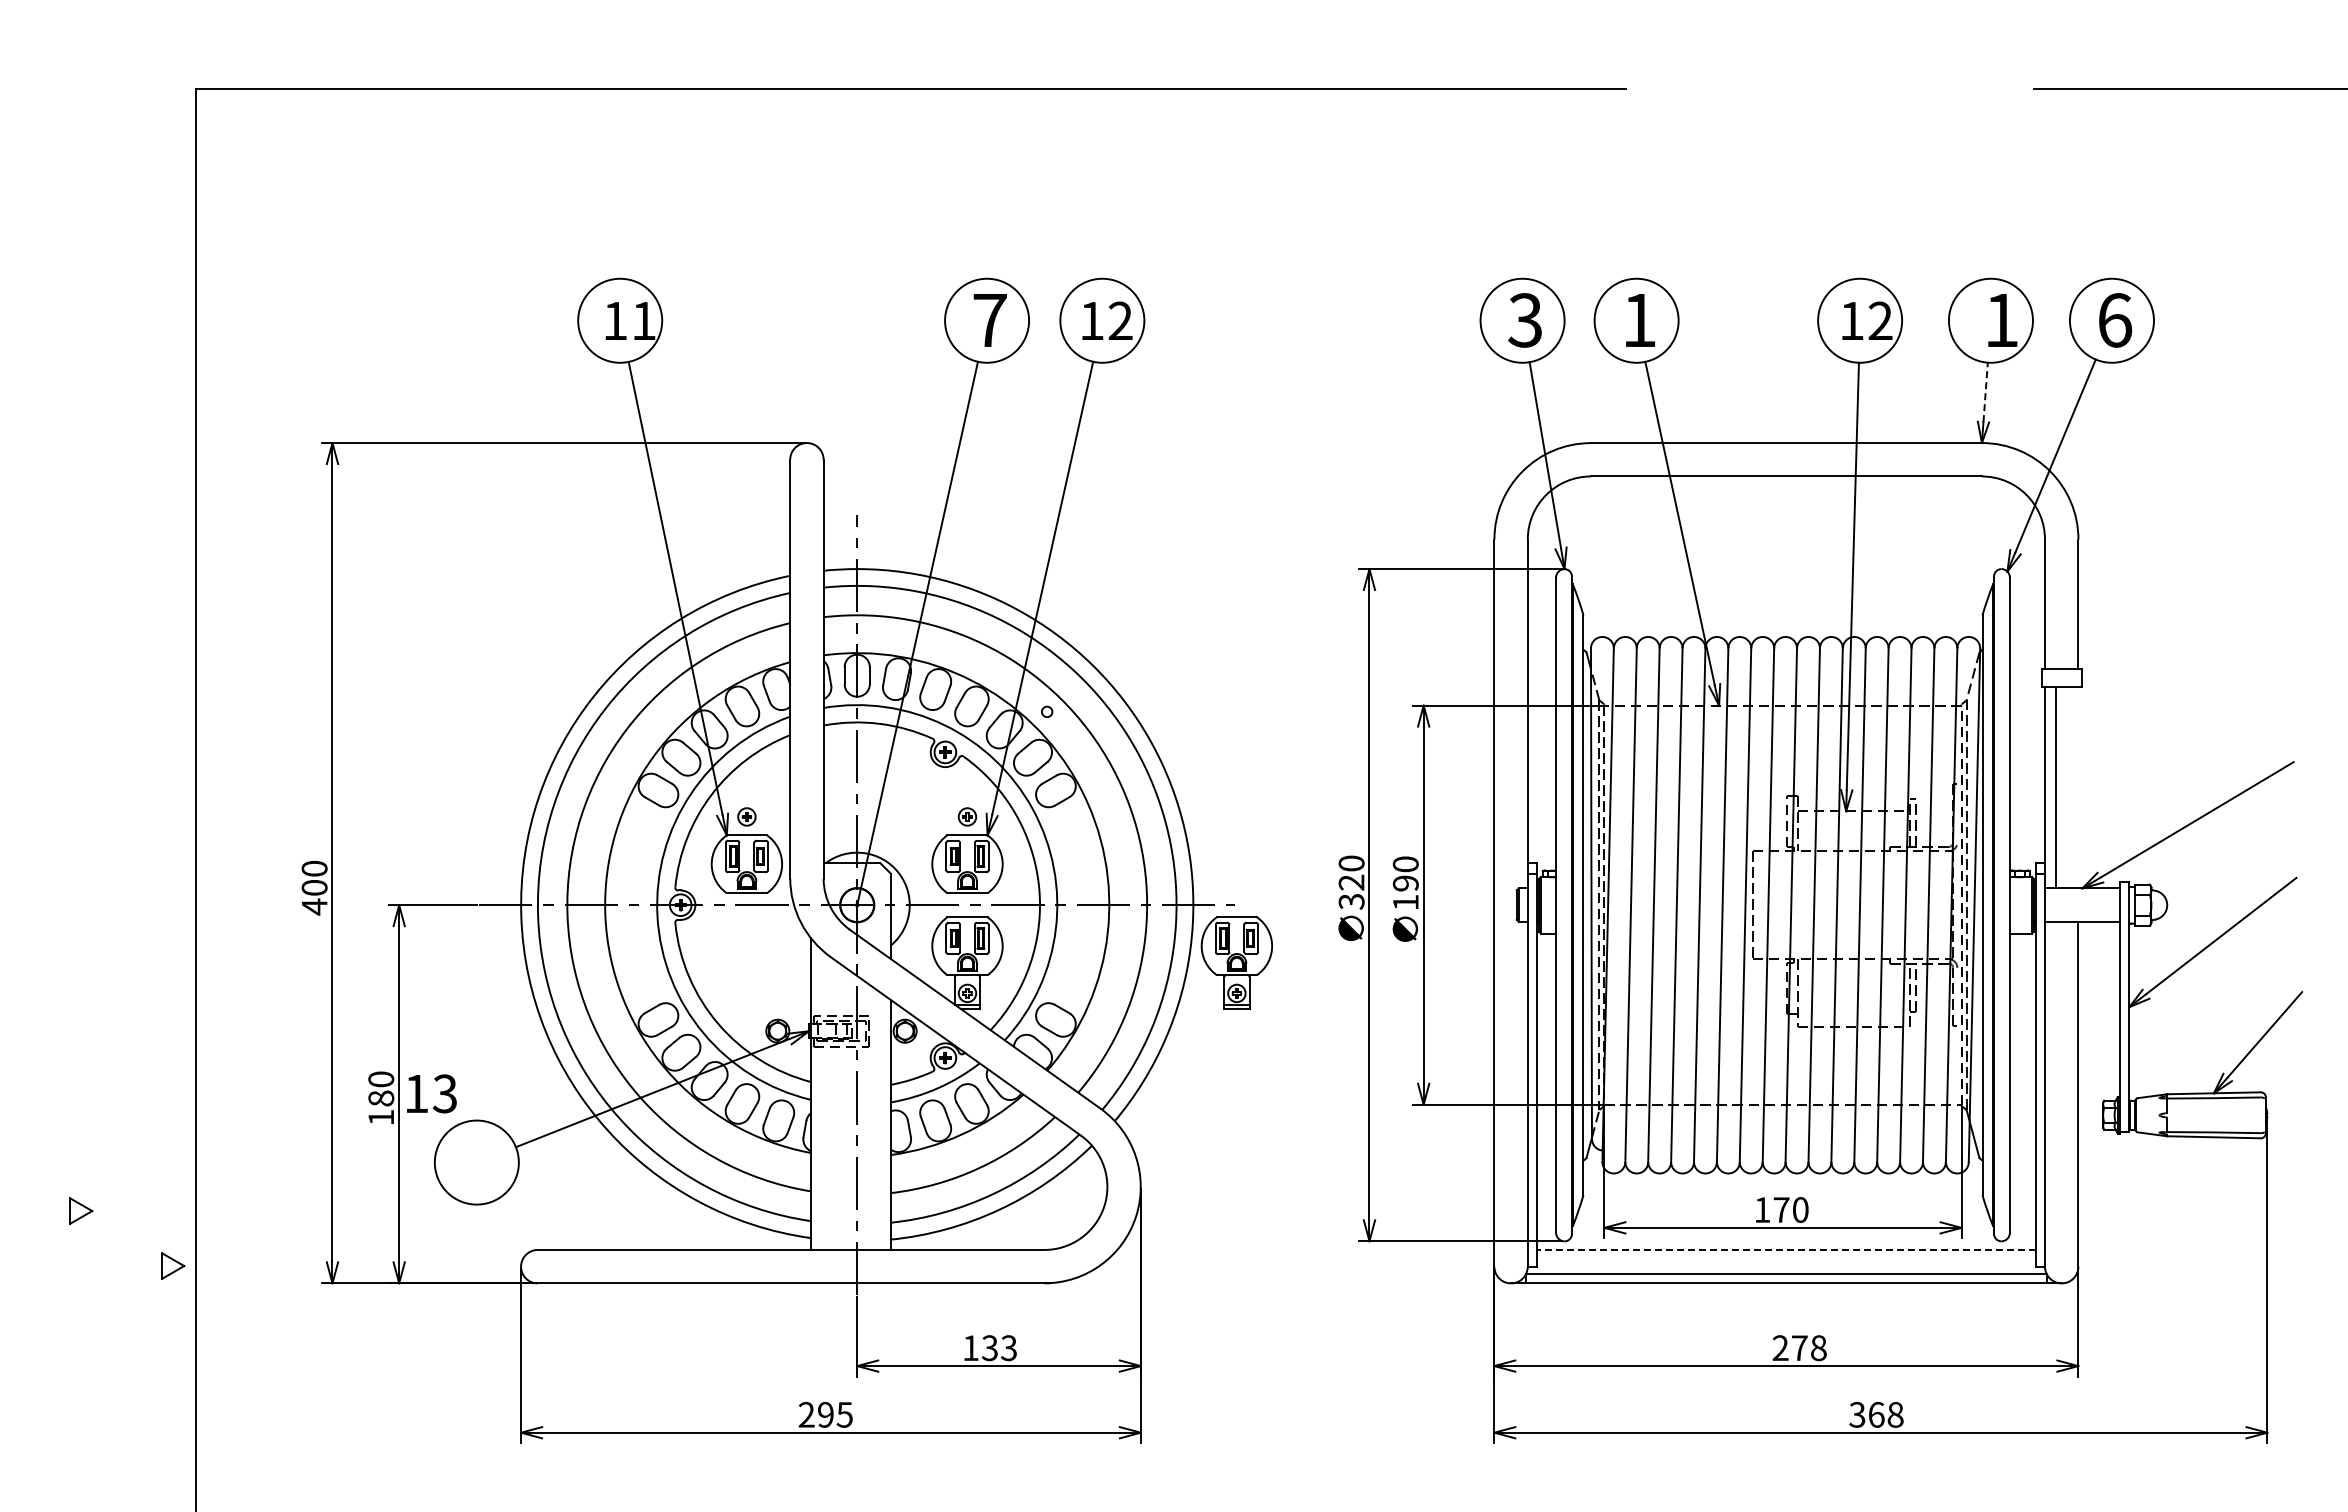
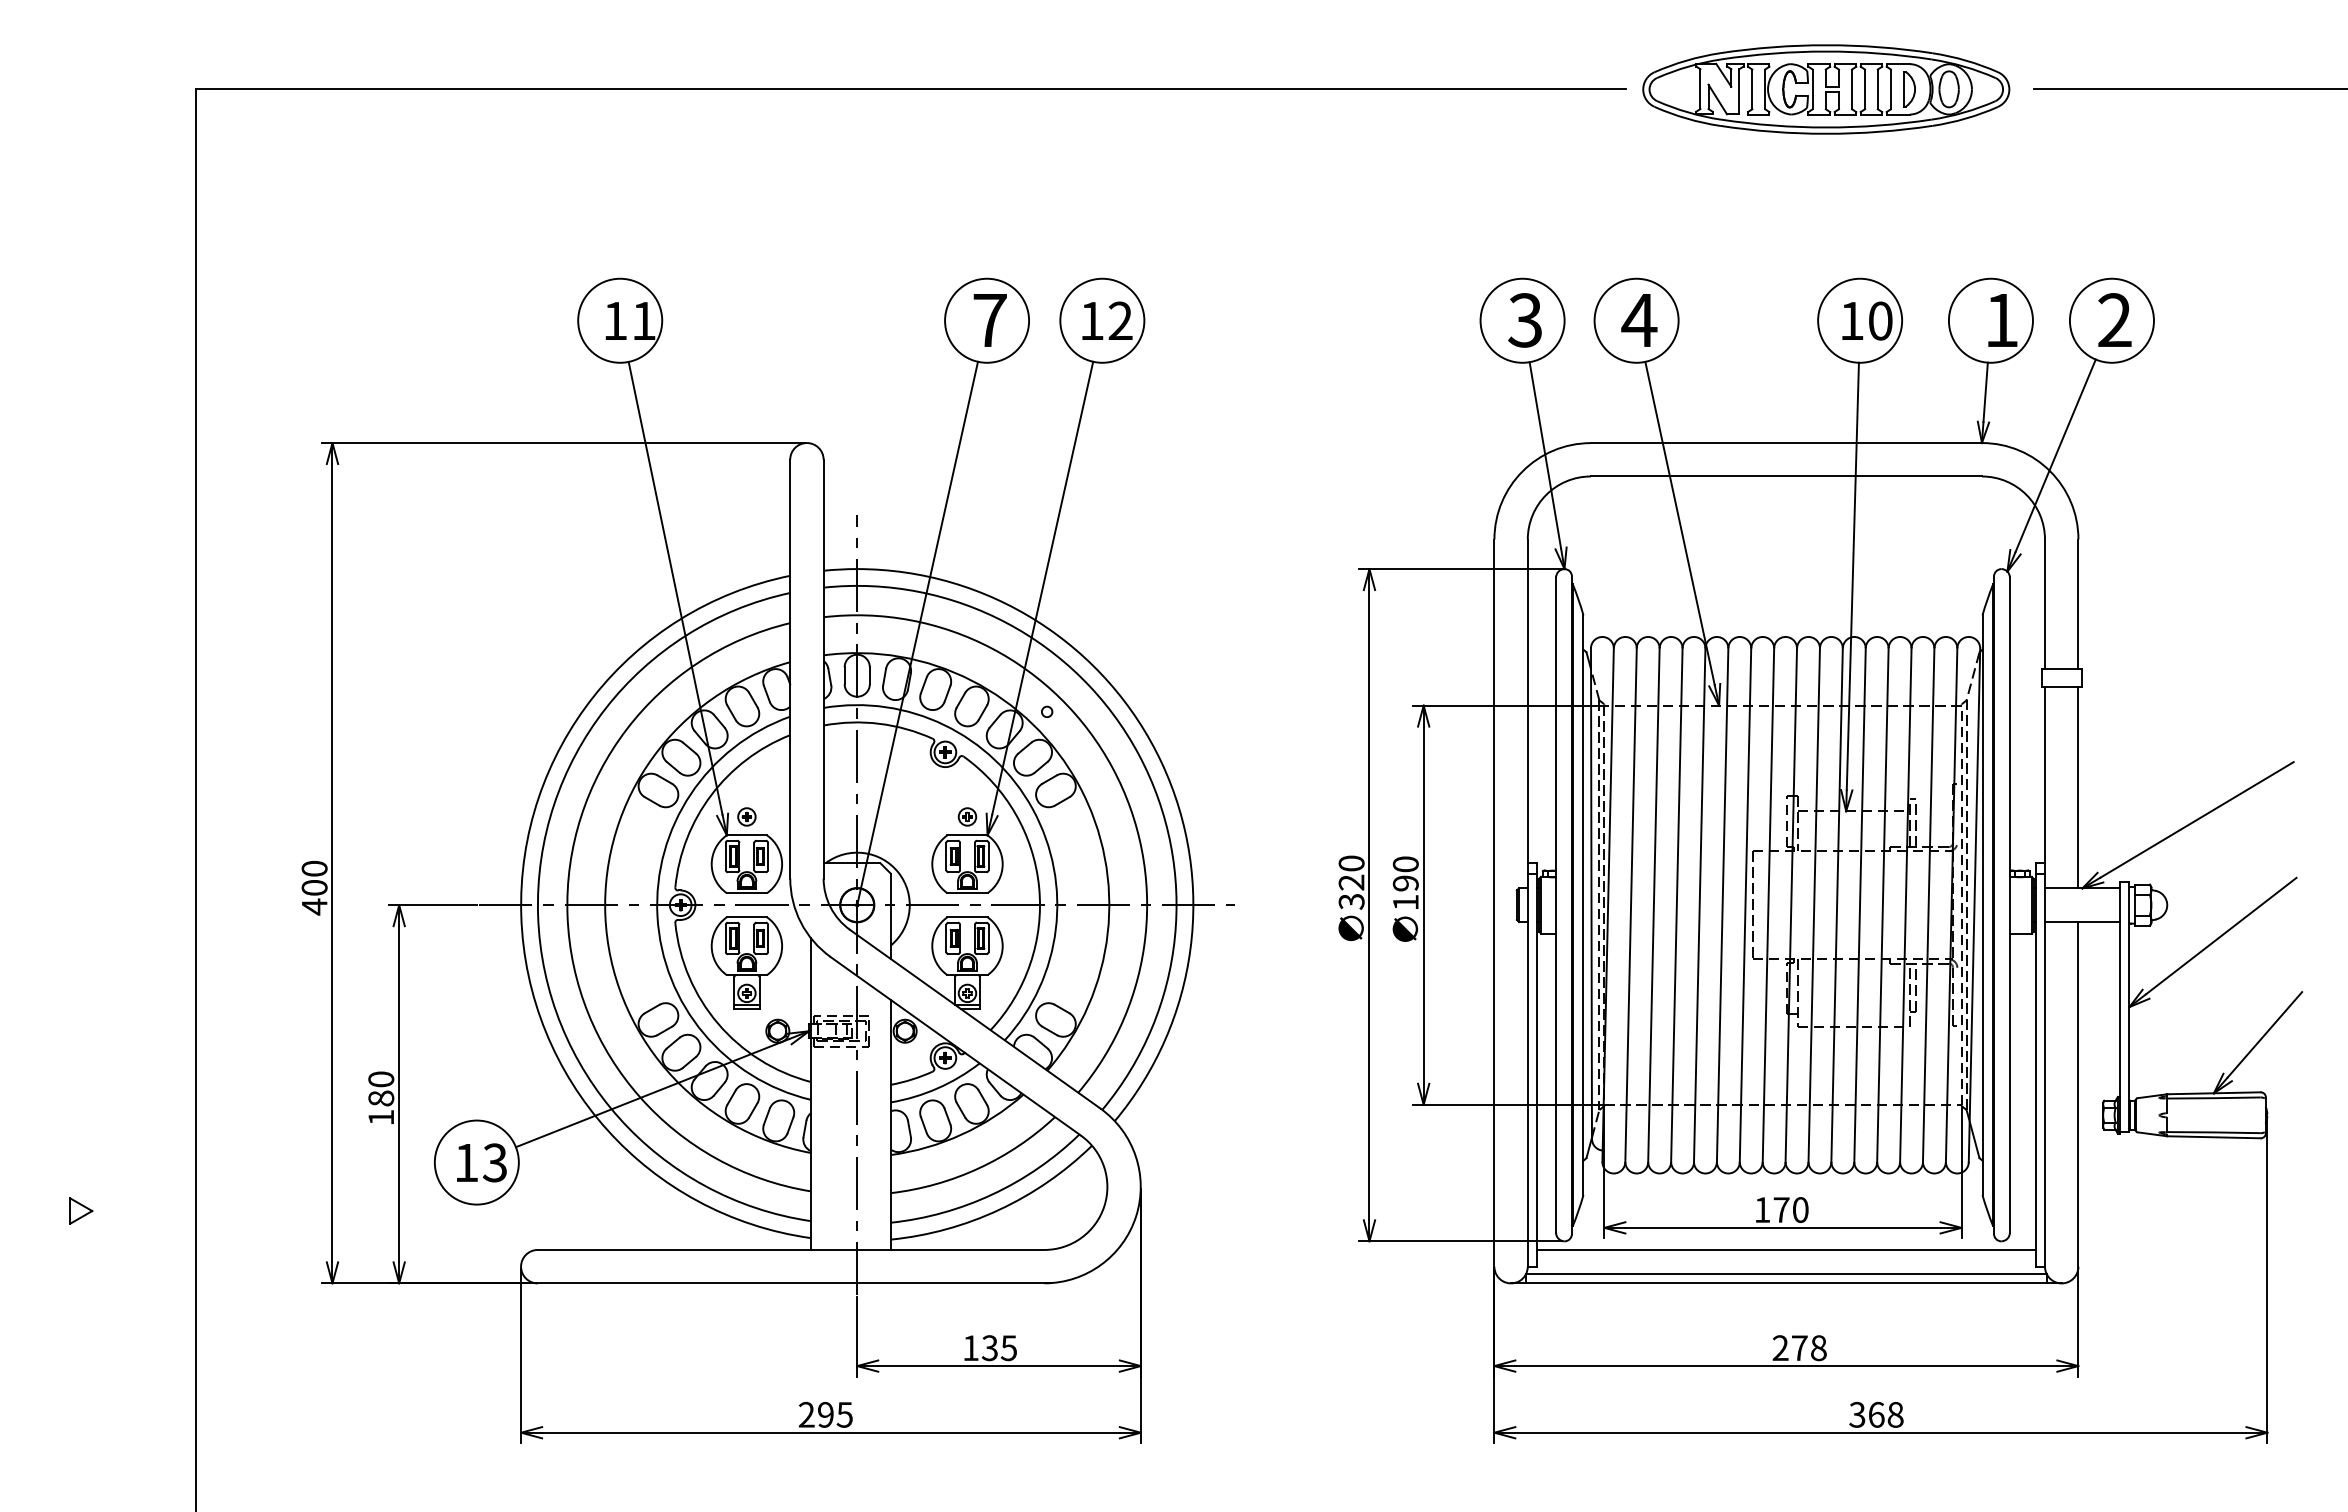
part: none -> present (1826, 89)
text: 1 -> 4 (1639, 320)
text: 12 -> 10 (1880, 320)
text: 6 -> 2 (2115, 320)
line: dashed -> solid (1985, 392)
line position: (2056, 787) -> (2078, 787) (2078, 787)
part position: (1236, 962) -> (746, 962) (746, 962)
text position: (431, 1093) -> (481, 1162) (481, 1162)
line: dashed -> solid (1785, 1249)
part: present -> none (173, 1265)
text: 133 -> 135 (1008, 1347)
